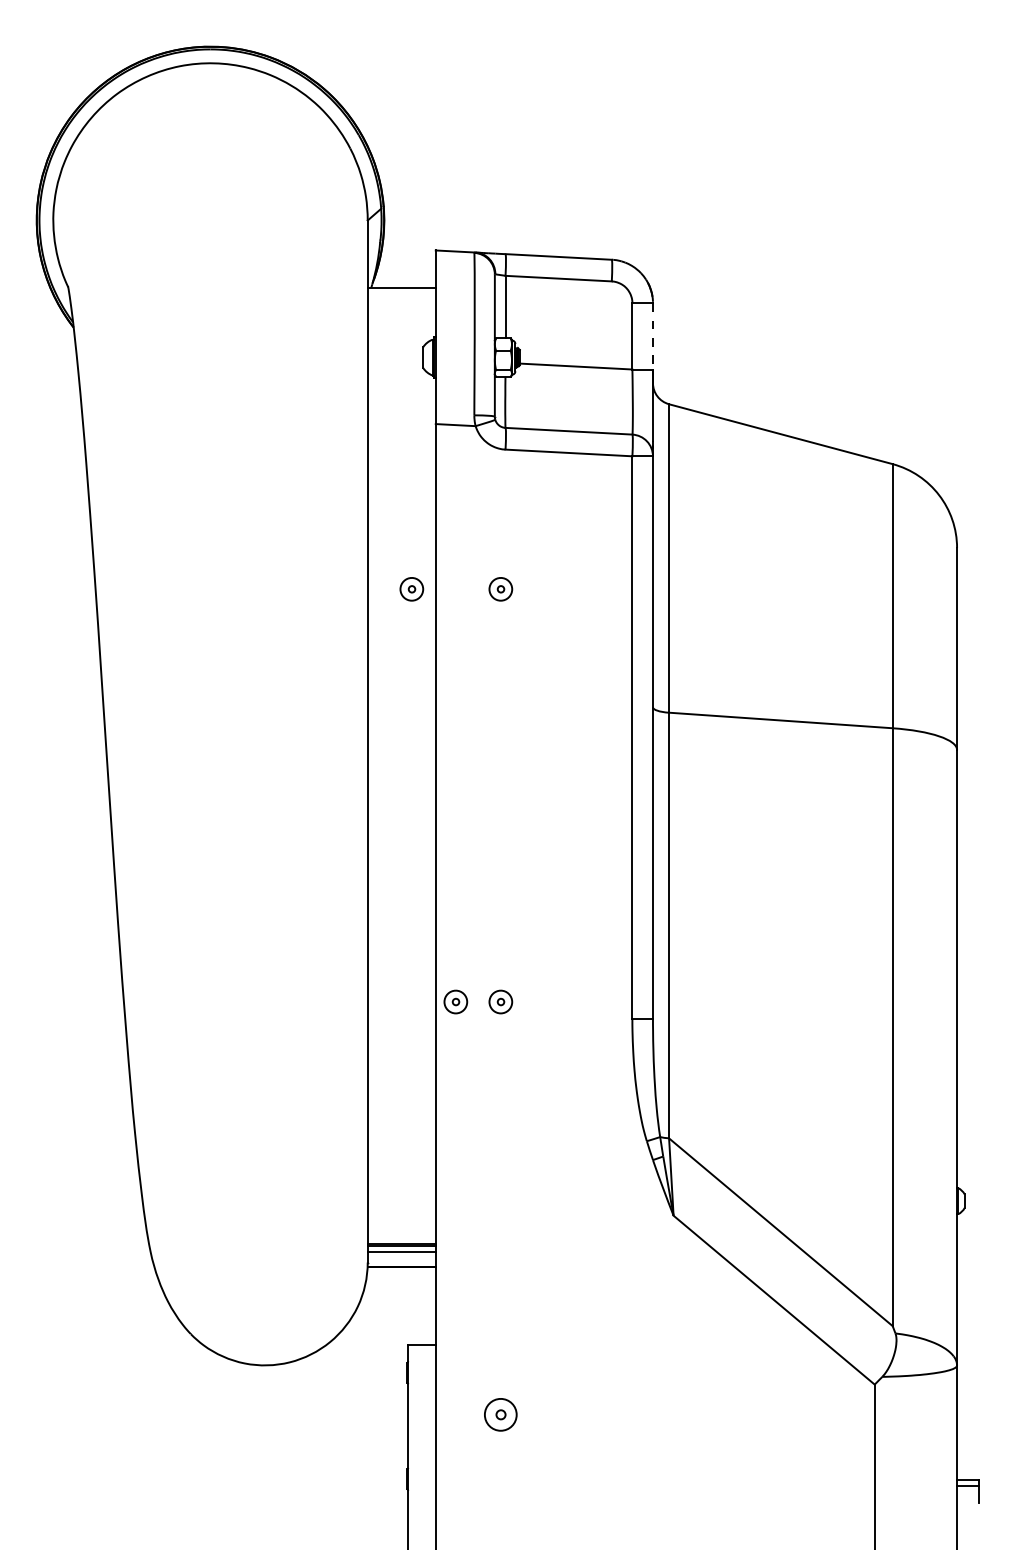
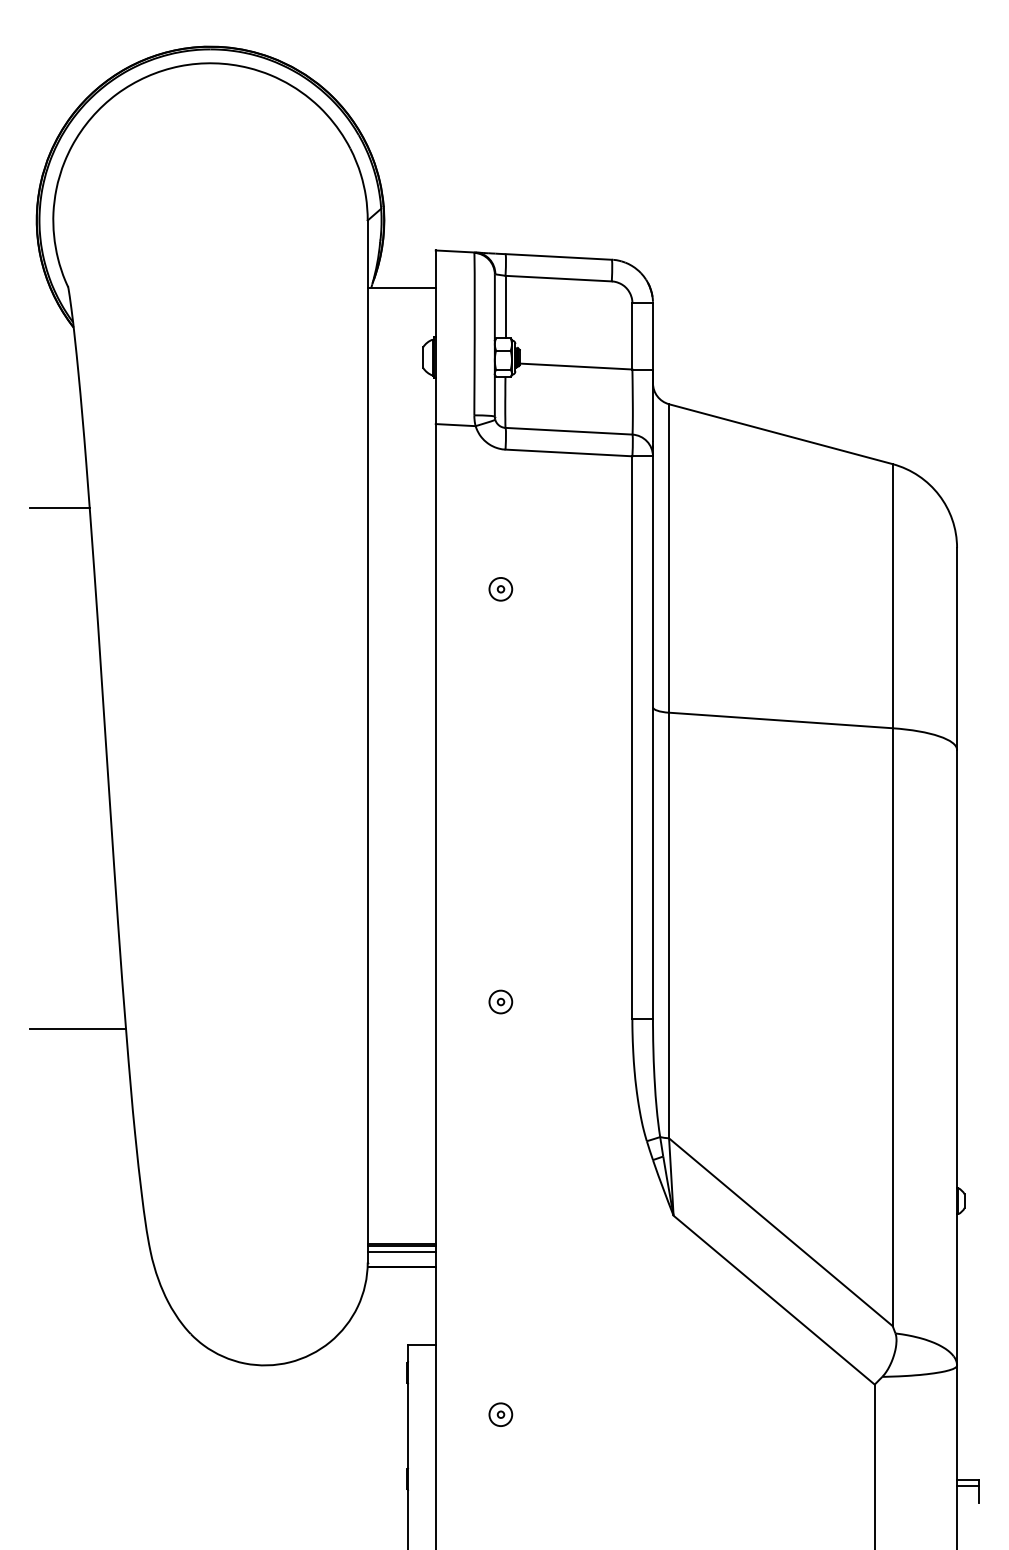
line: dashed -> solid (652, 336)
line: none -> present (59, 508)
part: present -> none (411, 589)
part: present -> none (455, 1001)
line: none -> present (78, 1029)
part size: 34x34 px -> 26x25 px (500, 1414)
